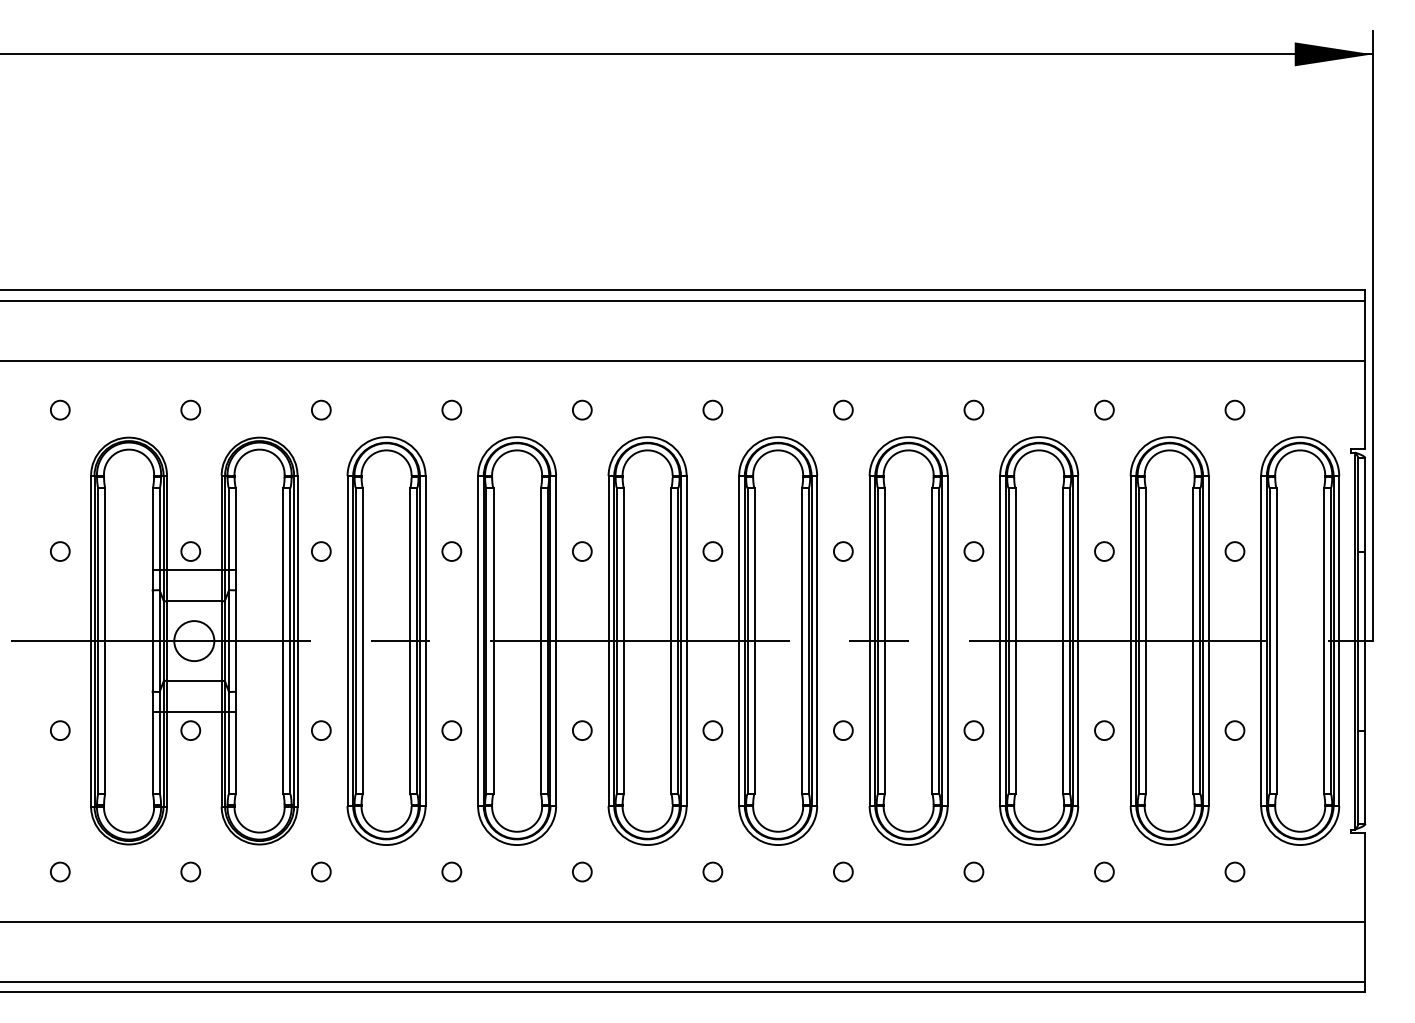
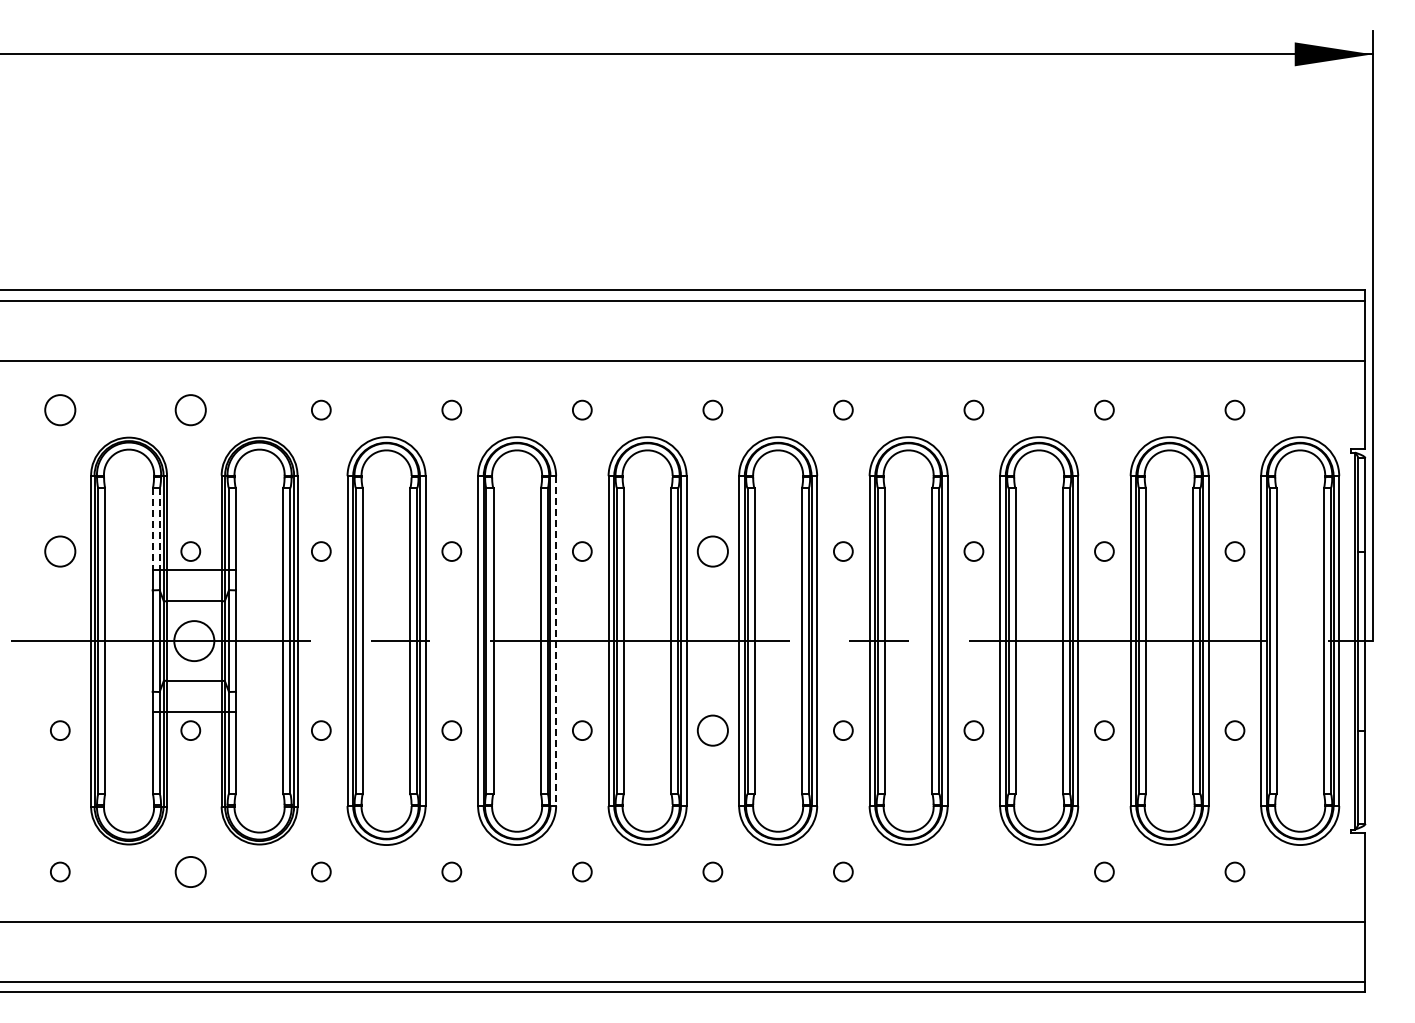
circle diameter: 19 px -> 30 px (60, 410)
circle diameter: 19 px -> 30 px (190, 410)
line: solid -> dashed (152, 529)
line: solid -> dashed (159, 529)
circle diameter: 19 px -> 30 px (60, 551)
circle diameter: 19 px -> 30 px (712, 551)
line: solid -> dashed (556, 641)
circle diameter: 19 px -> 30 px (712, 730)
circle diameter: 19 px -> 30 px (190, 871)
circle: present -> none (973, 871)
